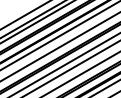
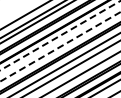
line: solid -> dashed (60, 35)
line: solid -> dashed (60, 46)
